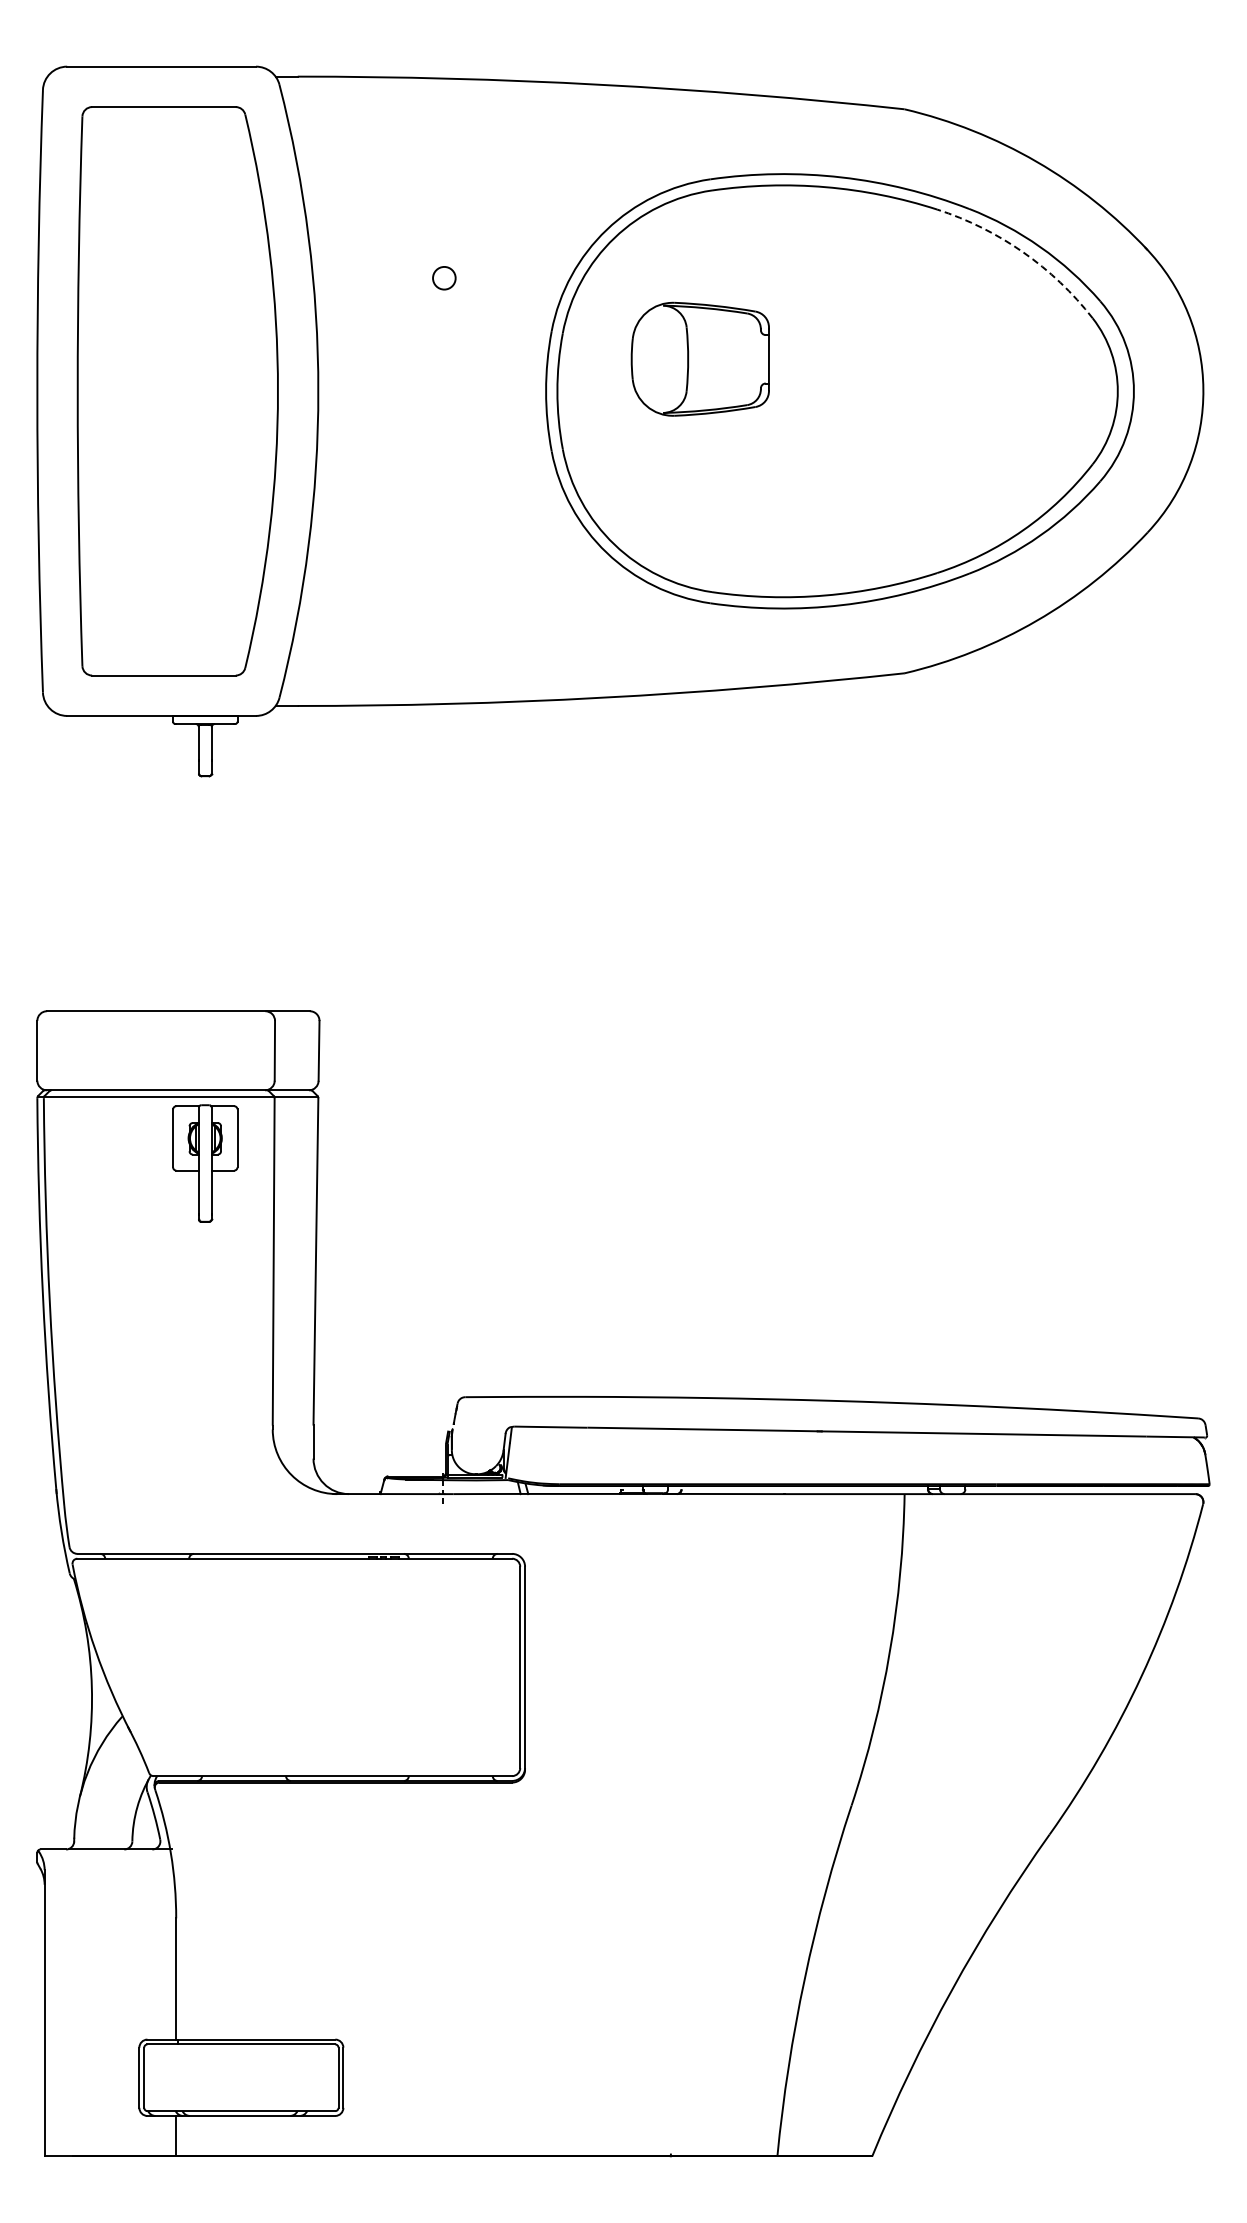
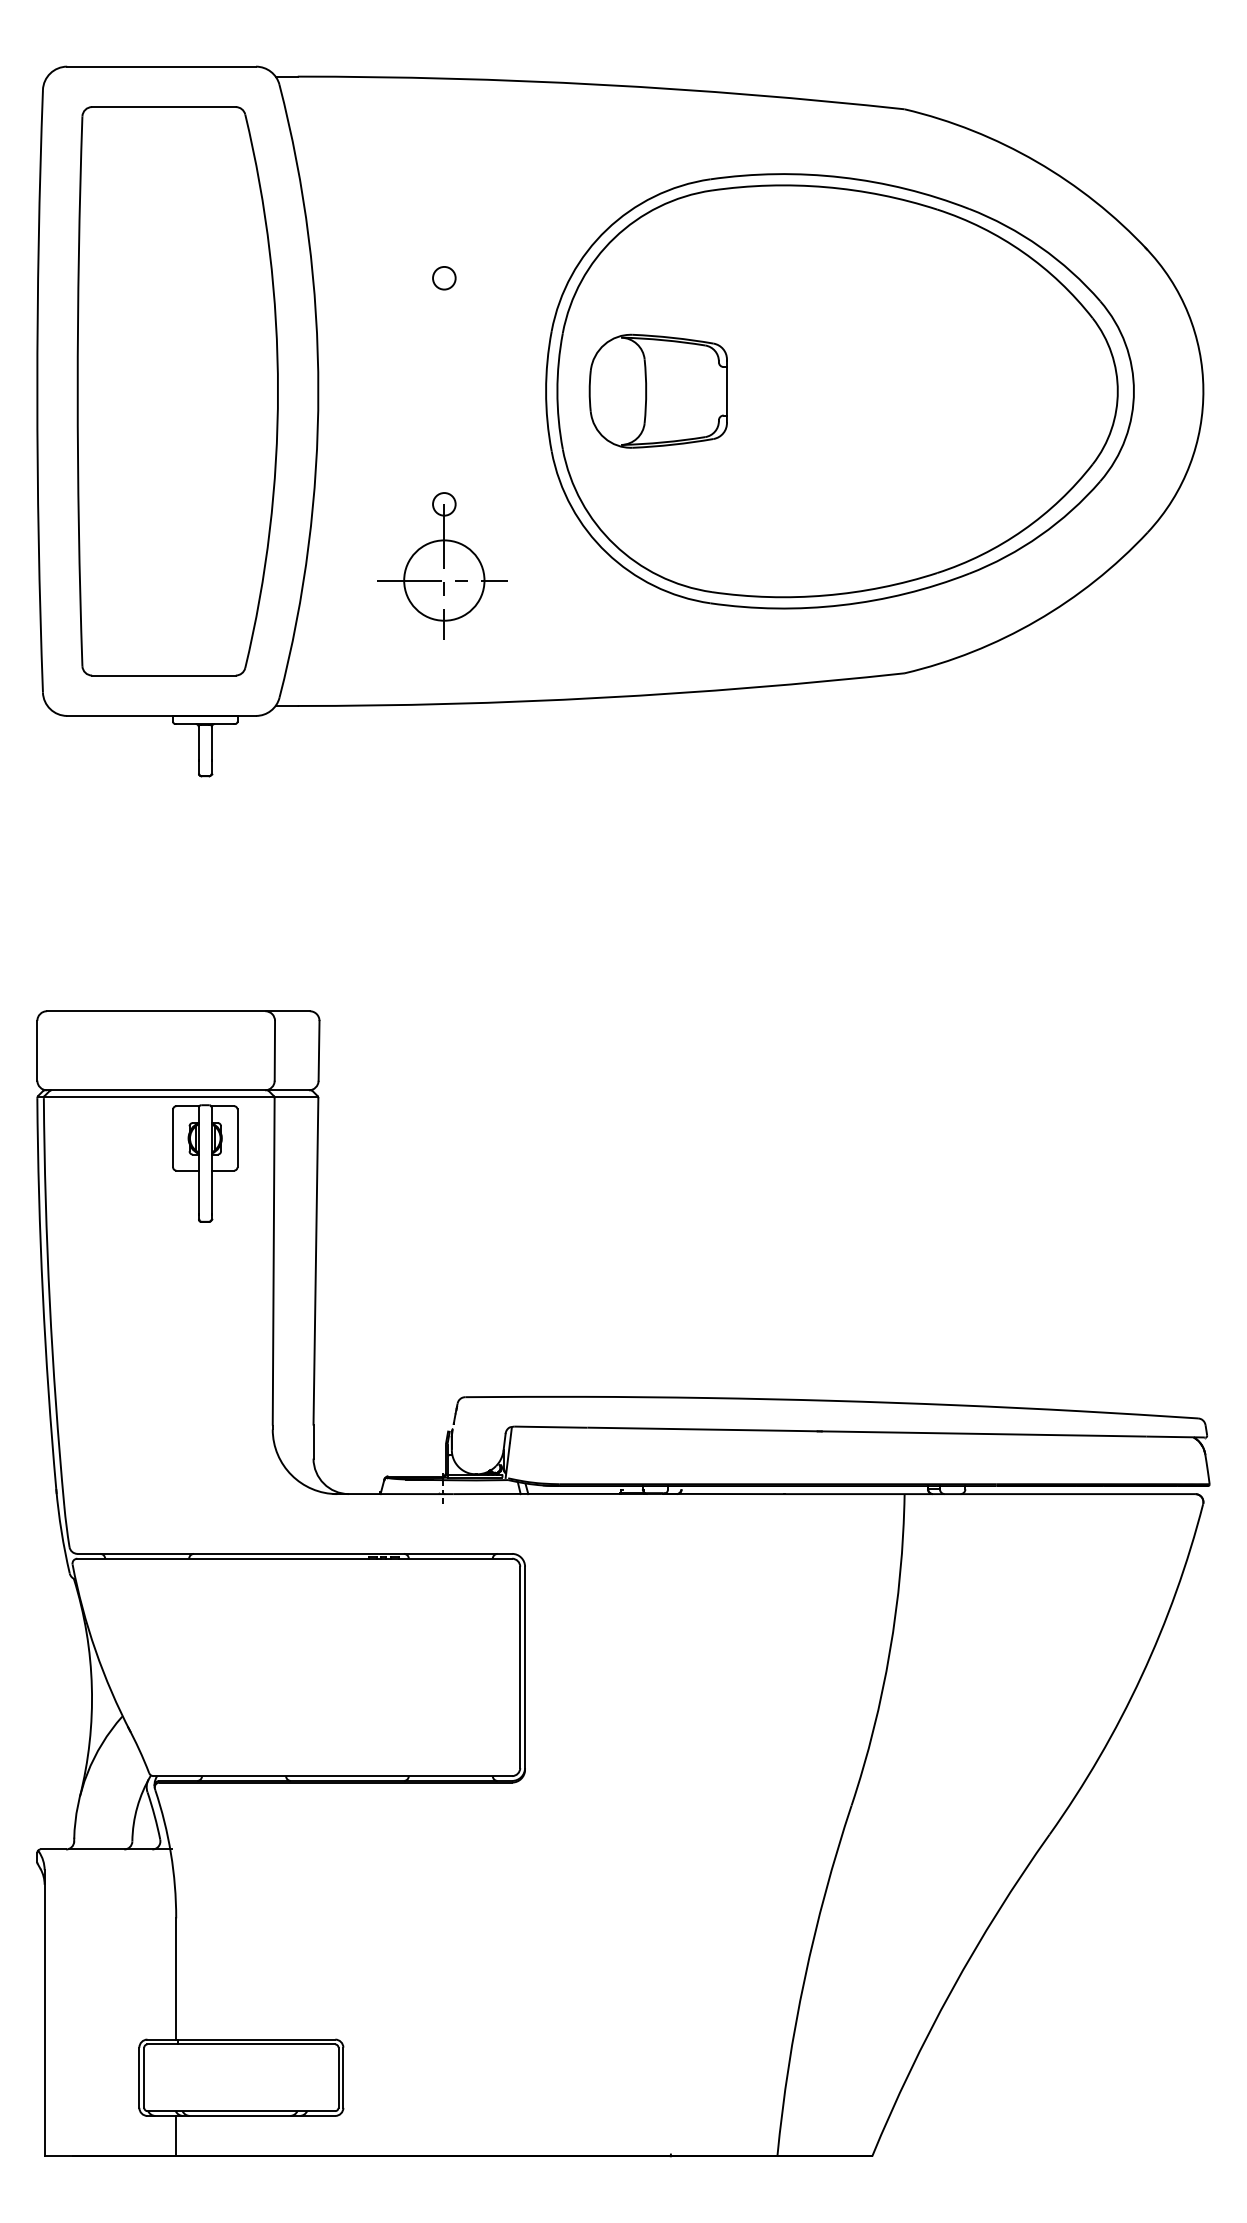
arc: dashed -> solid (1023, 252)
part position: (699, 358) -> (657, 390) (657, 390)
part: none -> present (442, 565)
